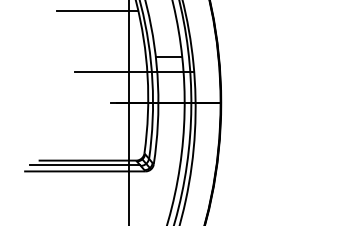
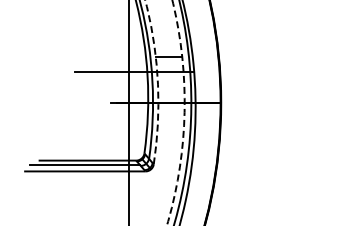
line: present -> none (97, 11)
arc: solid -> dashed (157, 81)
arc: solid -> dashed (184, 112)
